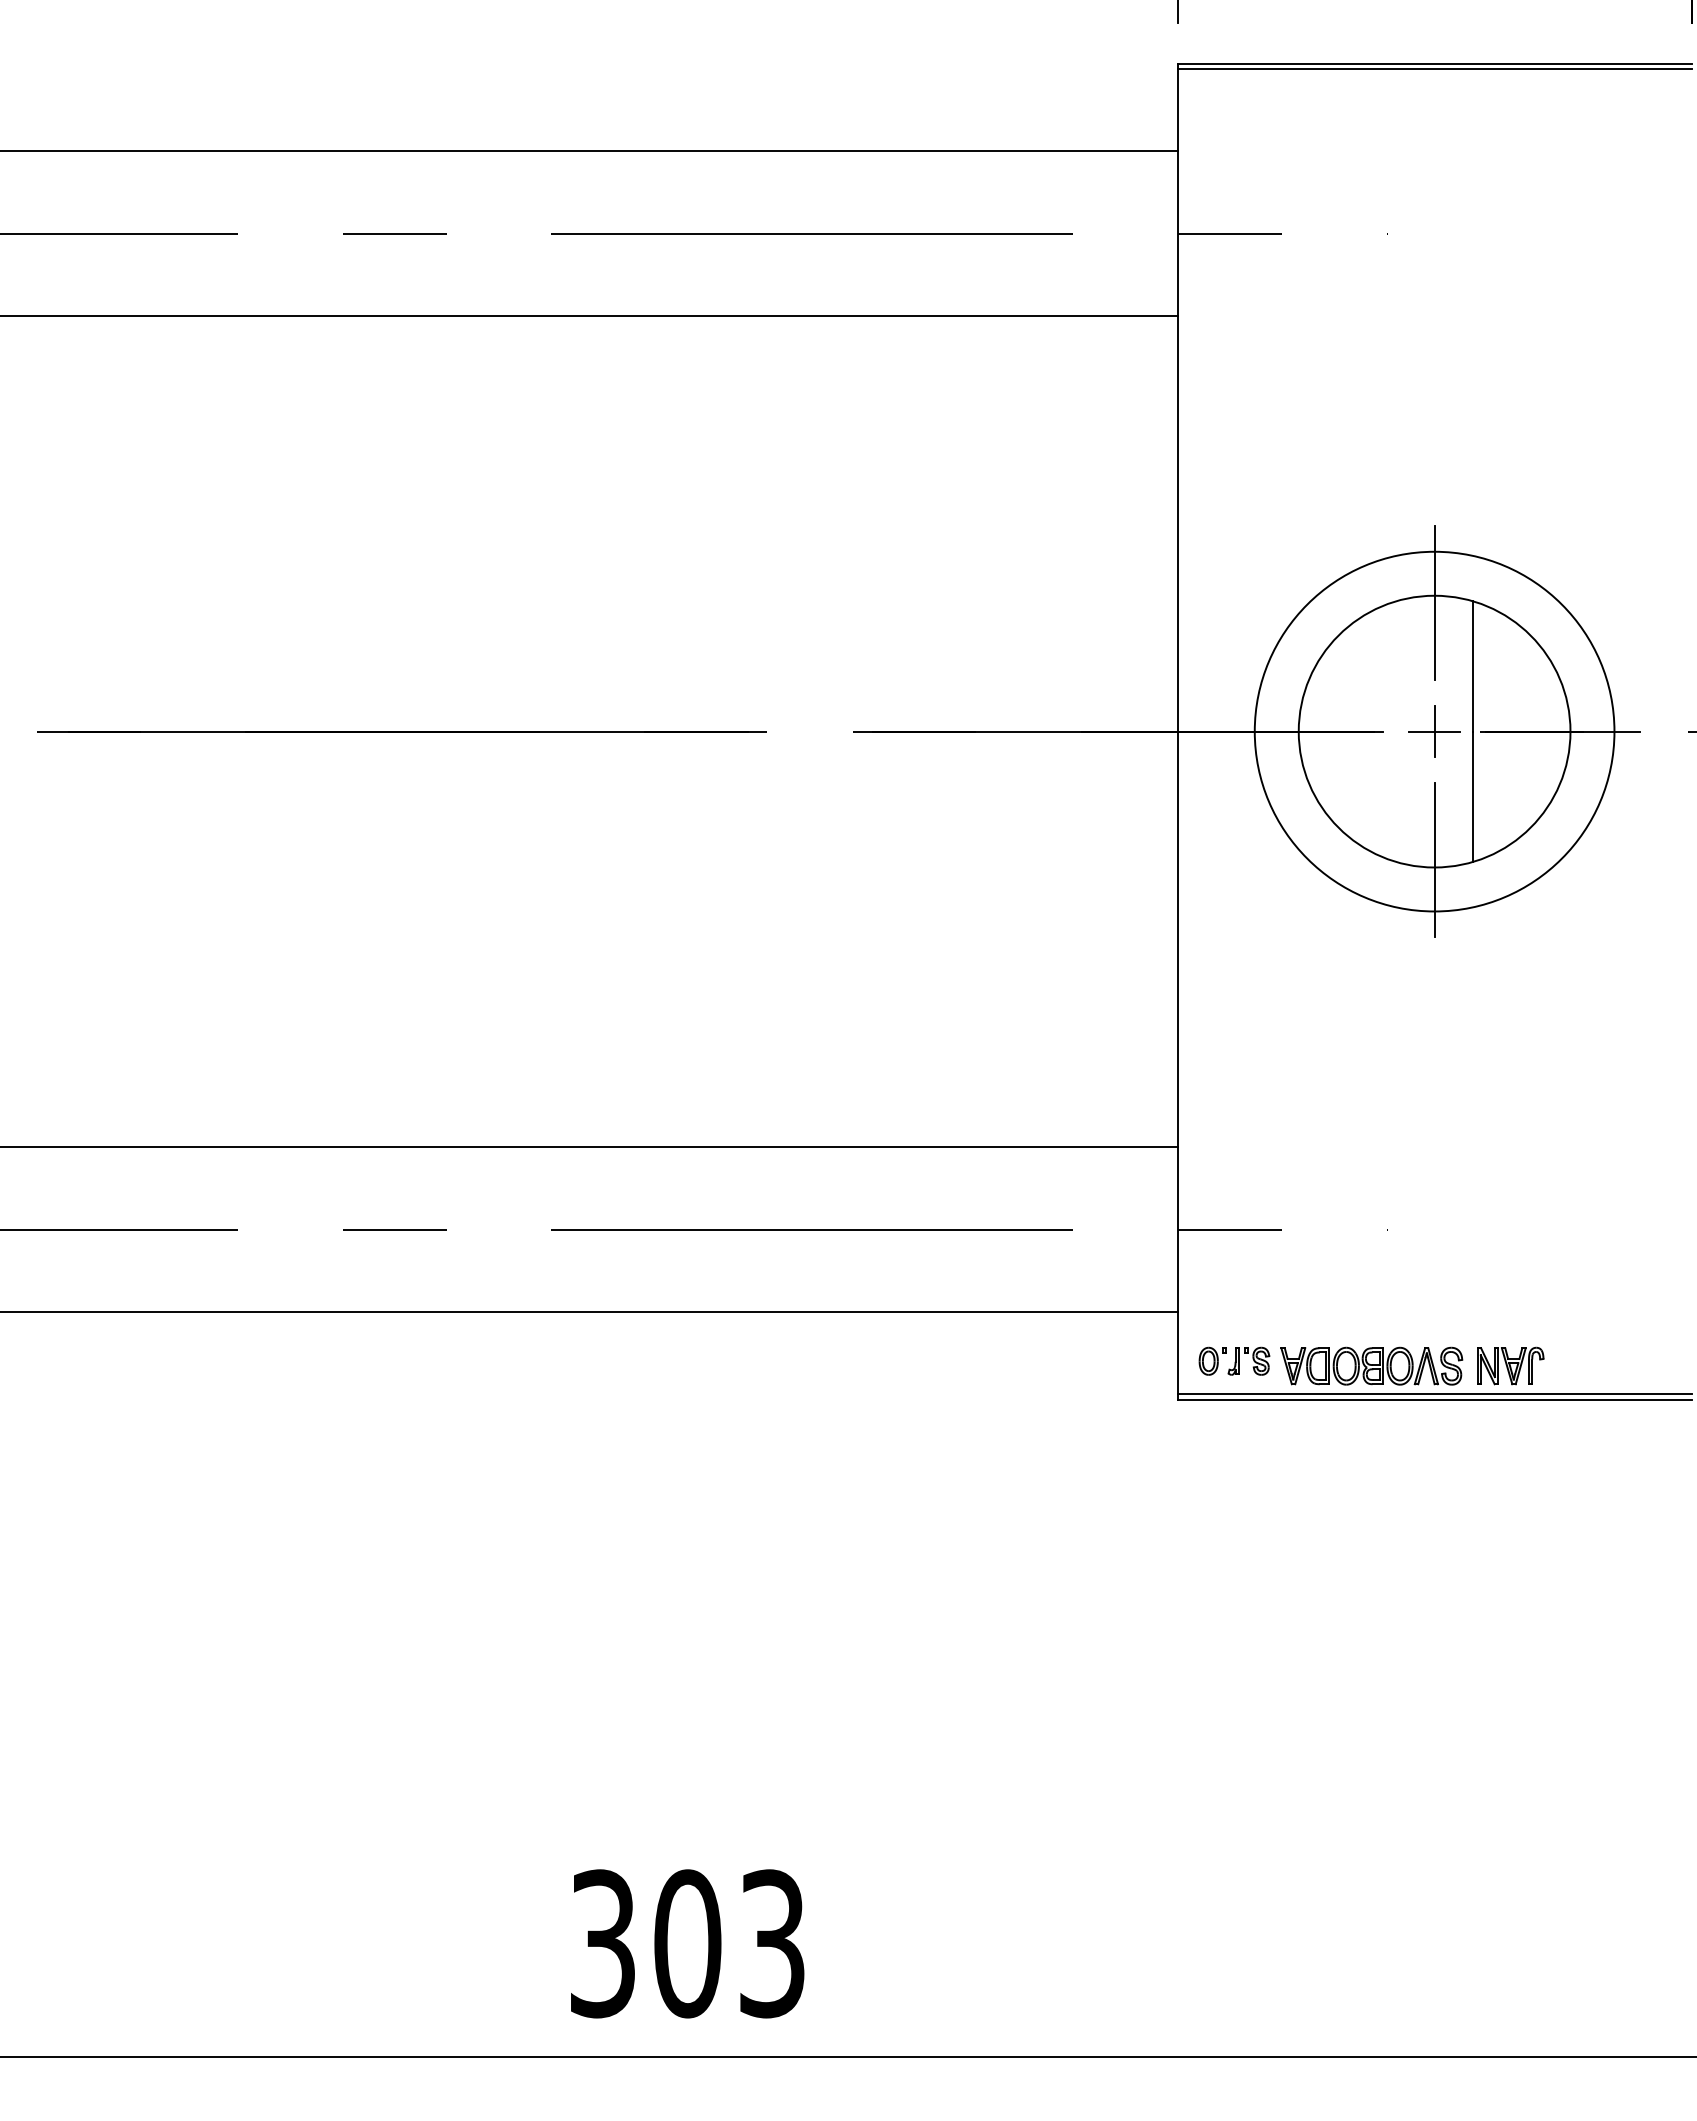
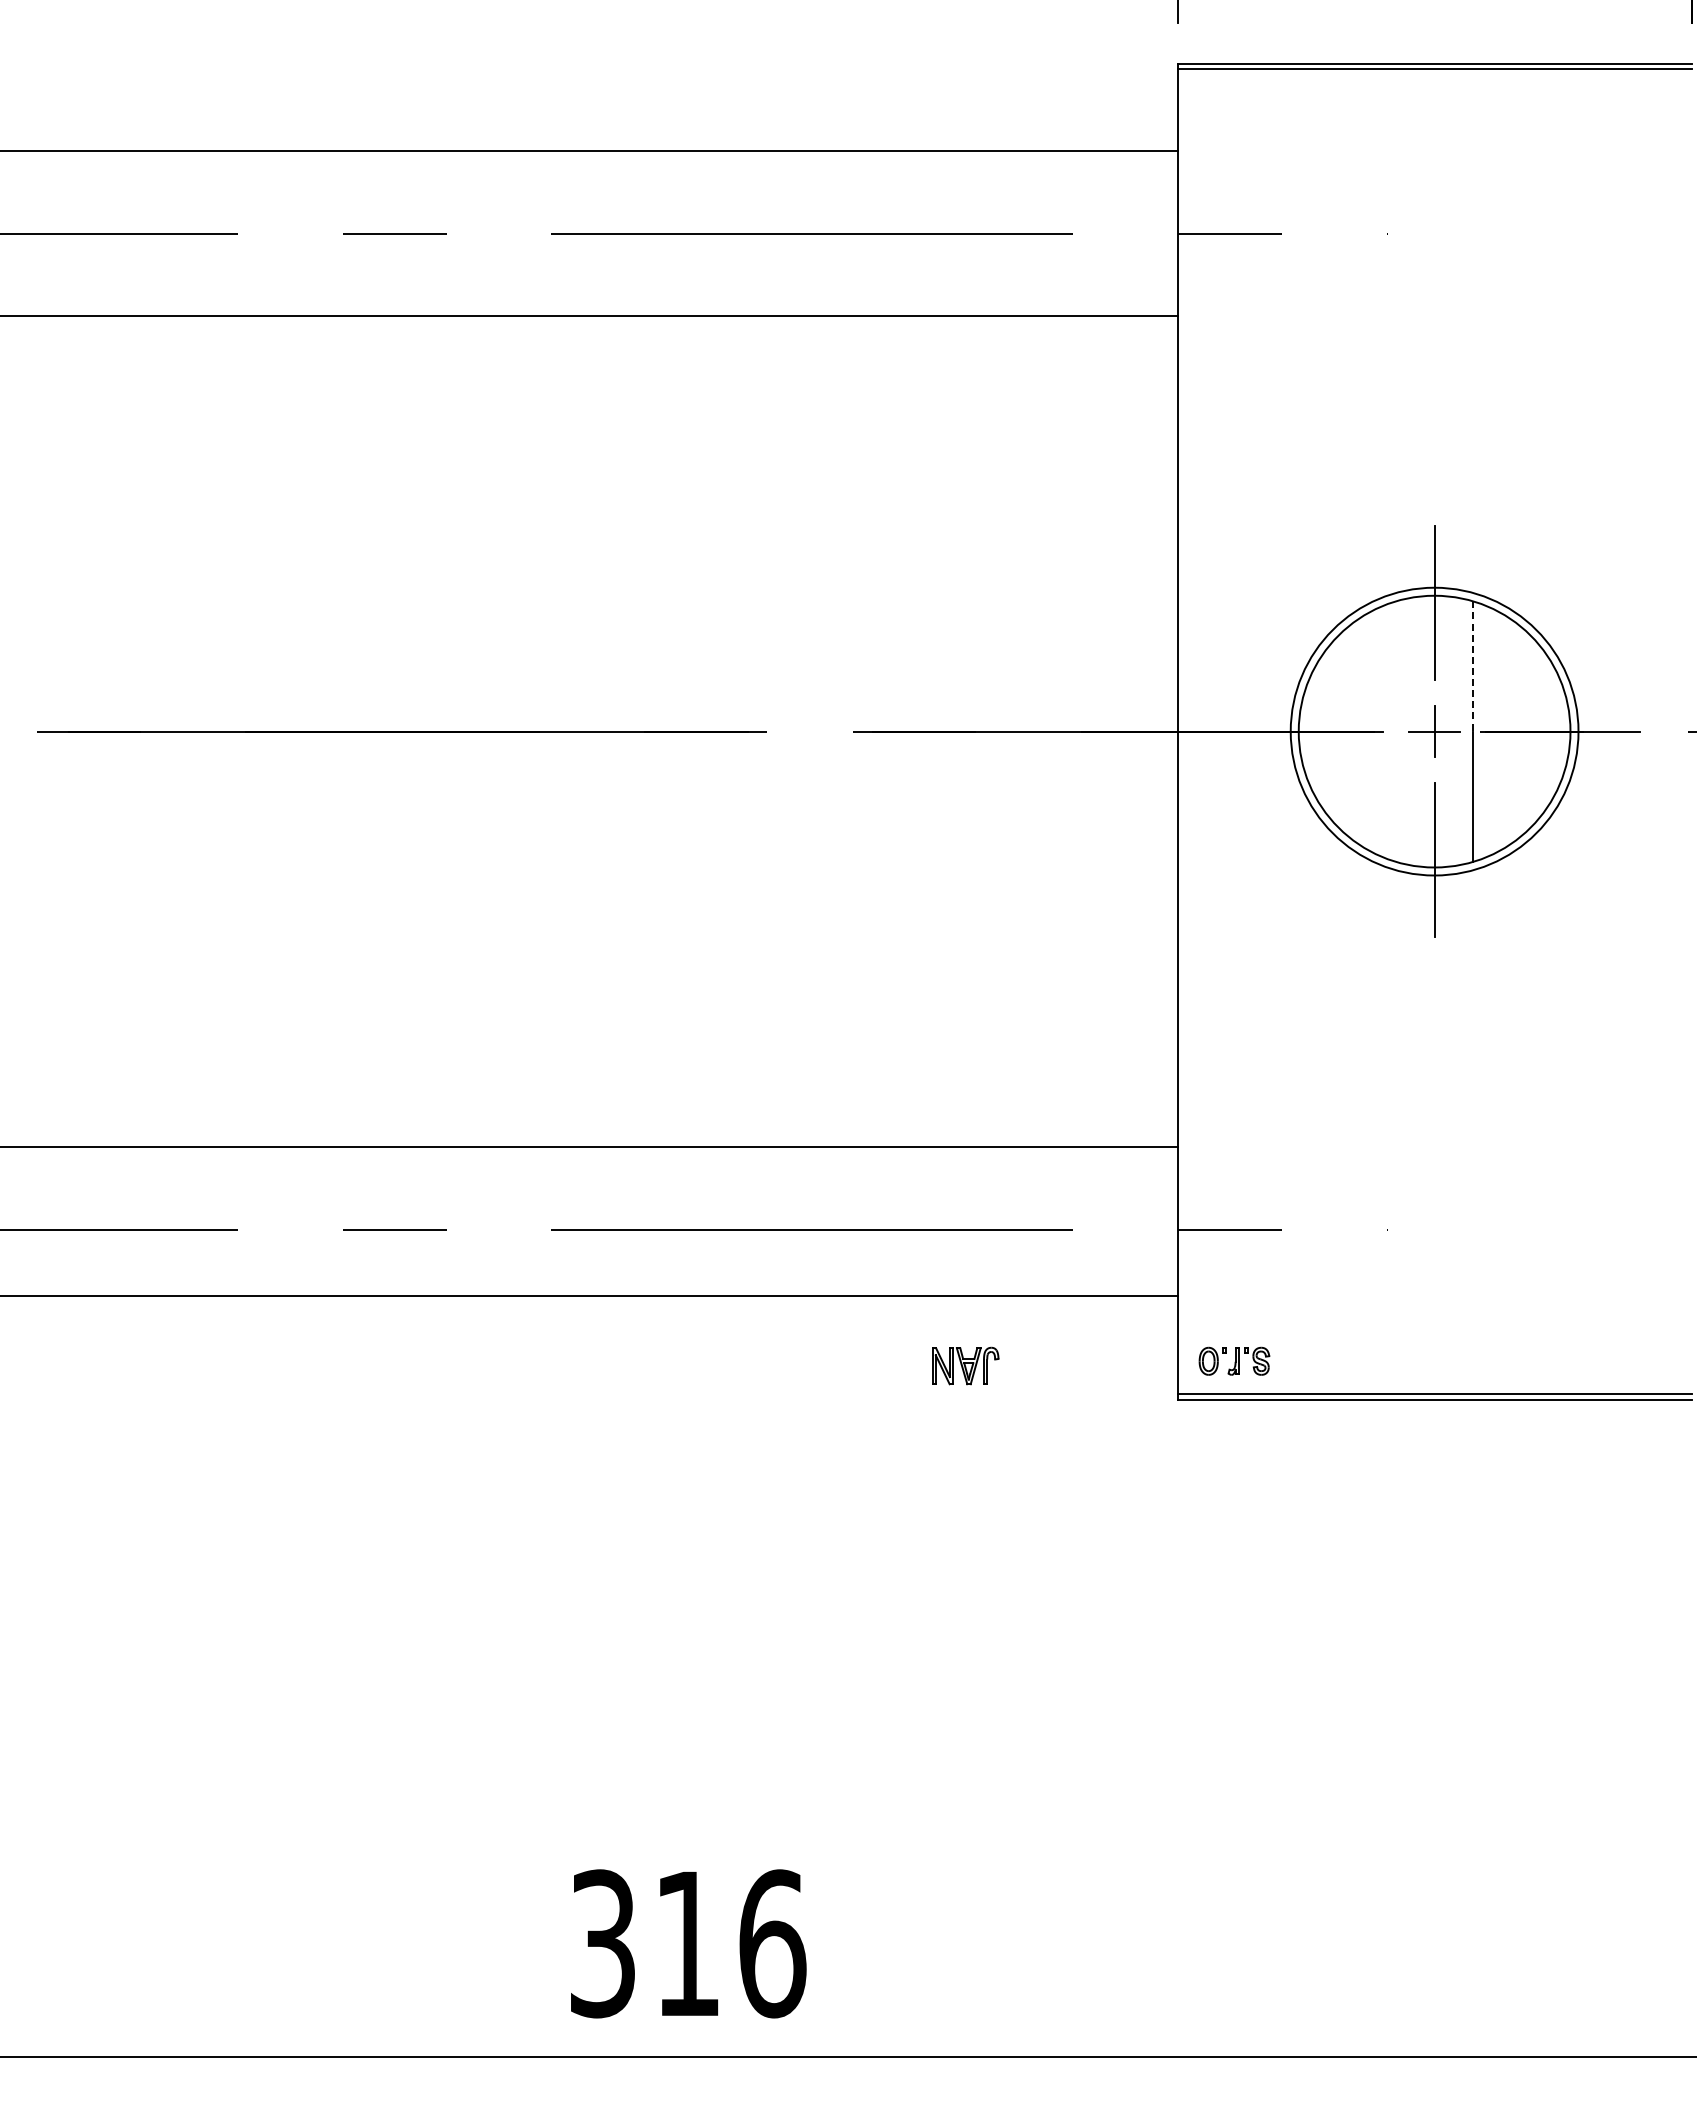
line: solid -> dashed (1473, 666)
circle diameter: 360 px -> 288 px (1434, 731)
line position: (589, 1311) -> (589, 1295) (589, 1295)
part: present -> none (1371, 1365)
part position: (1510, 1365) -> (965, 1365) (965, 1365)
text: 303 -> 316 (730, 1943)
